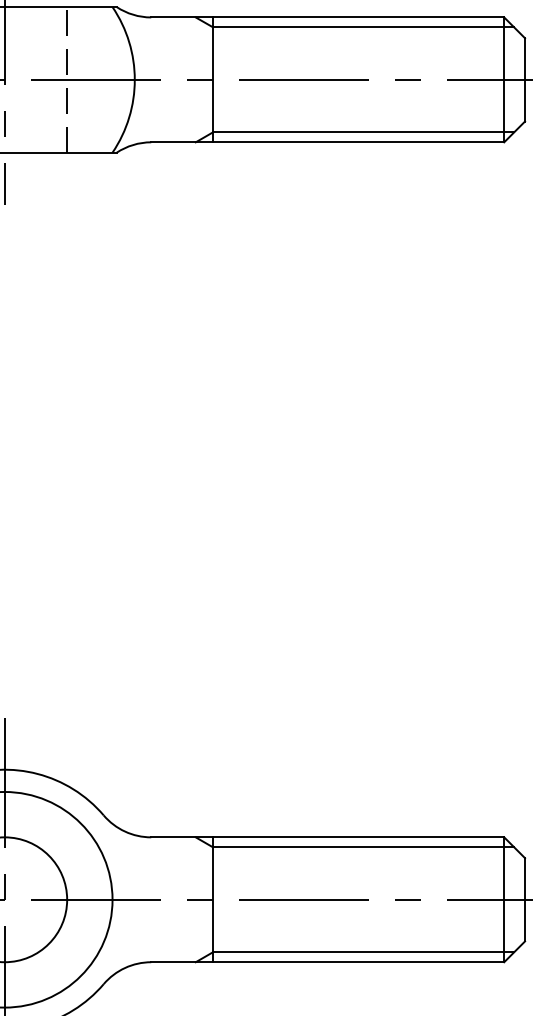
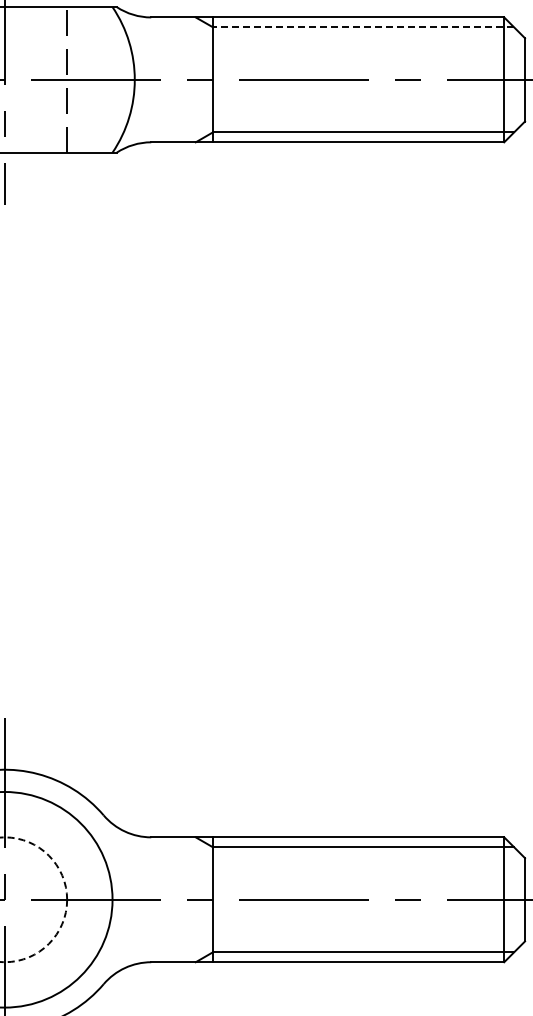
line: solid -> dashed (363, 27)
circle: solid -> dashed (33, 899)
